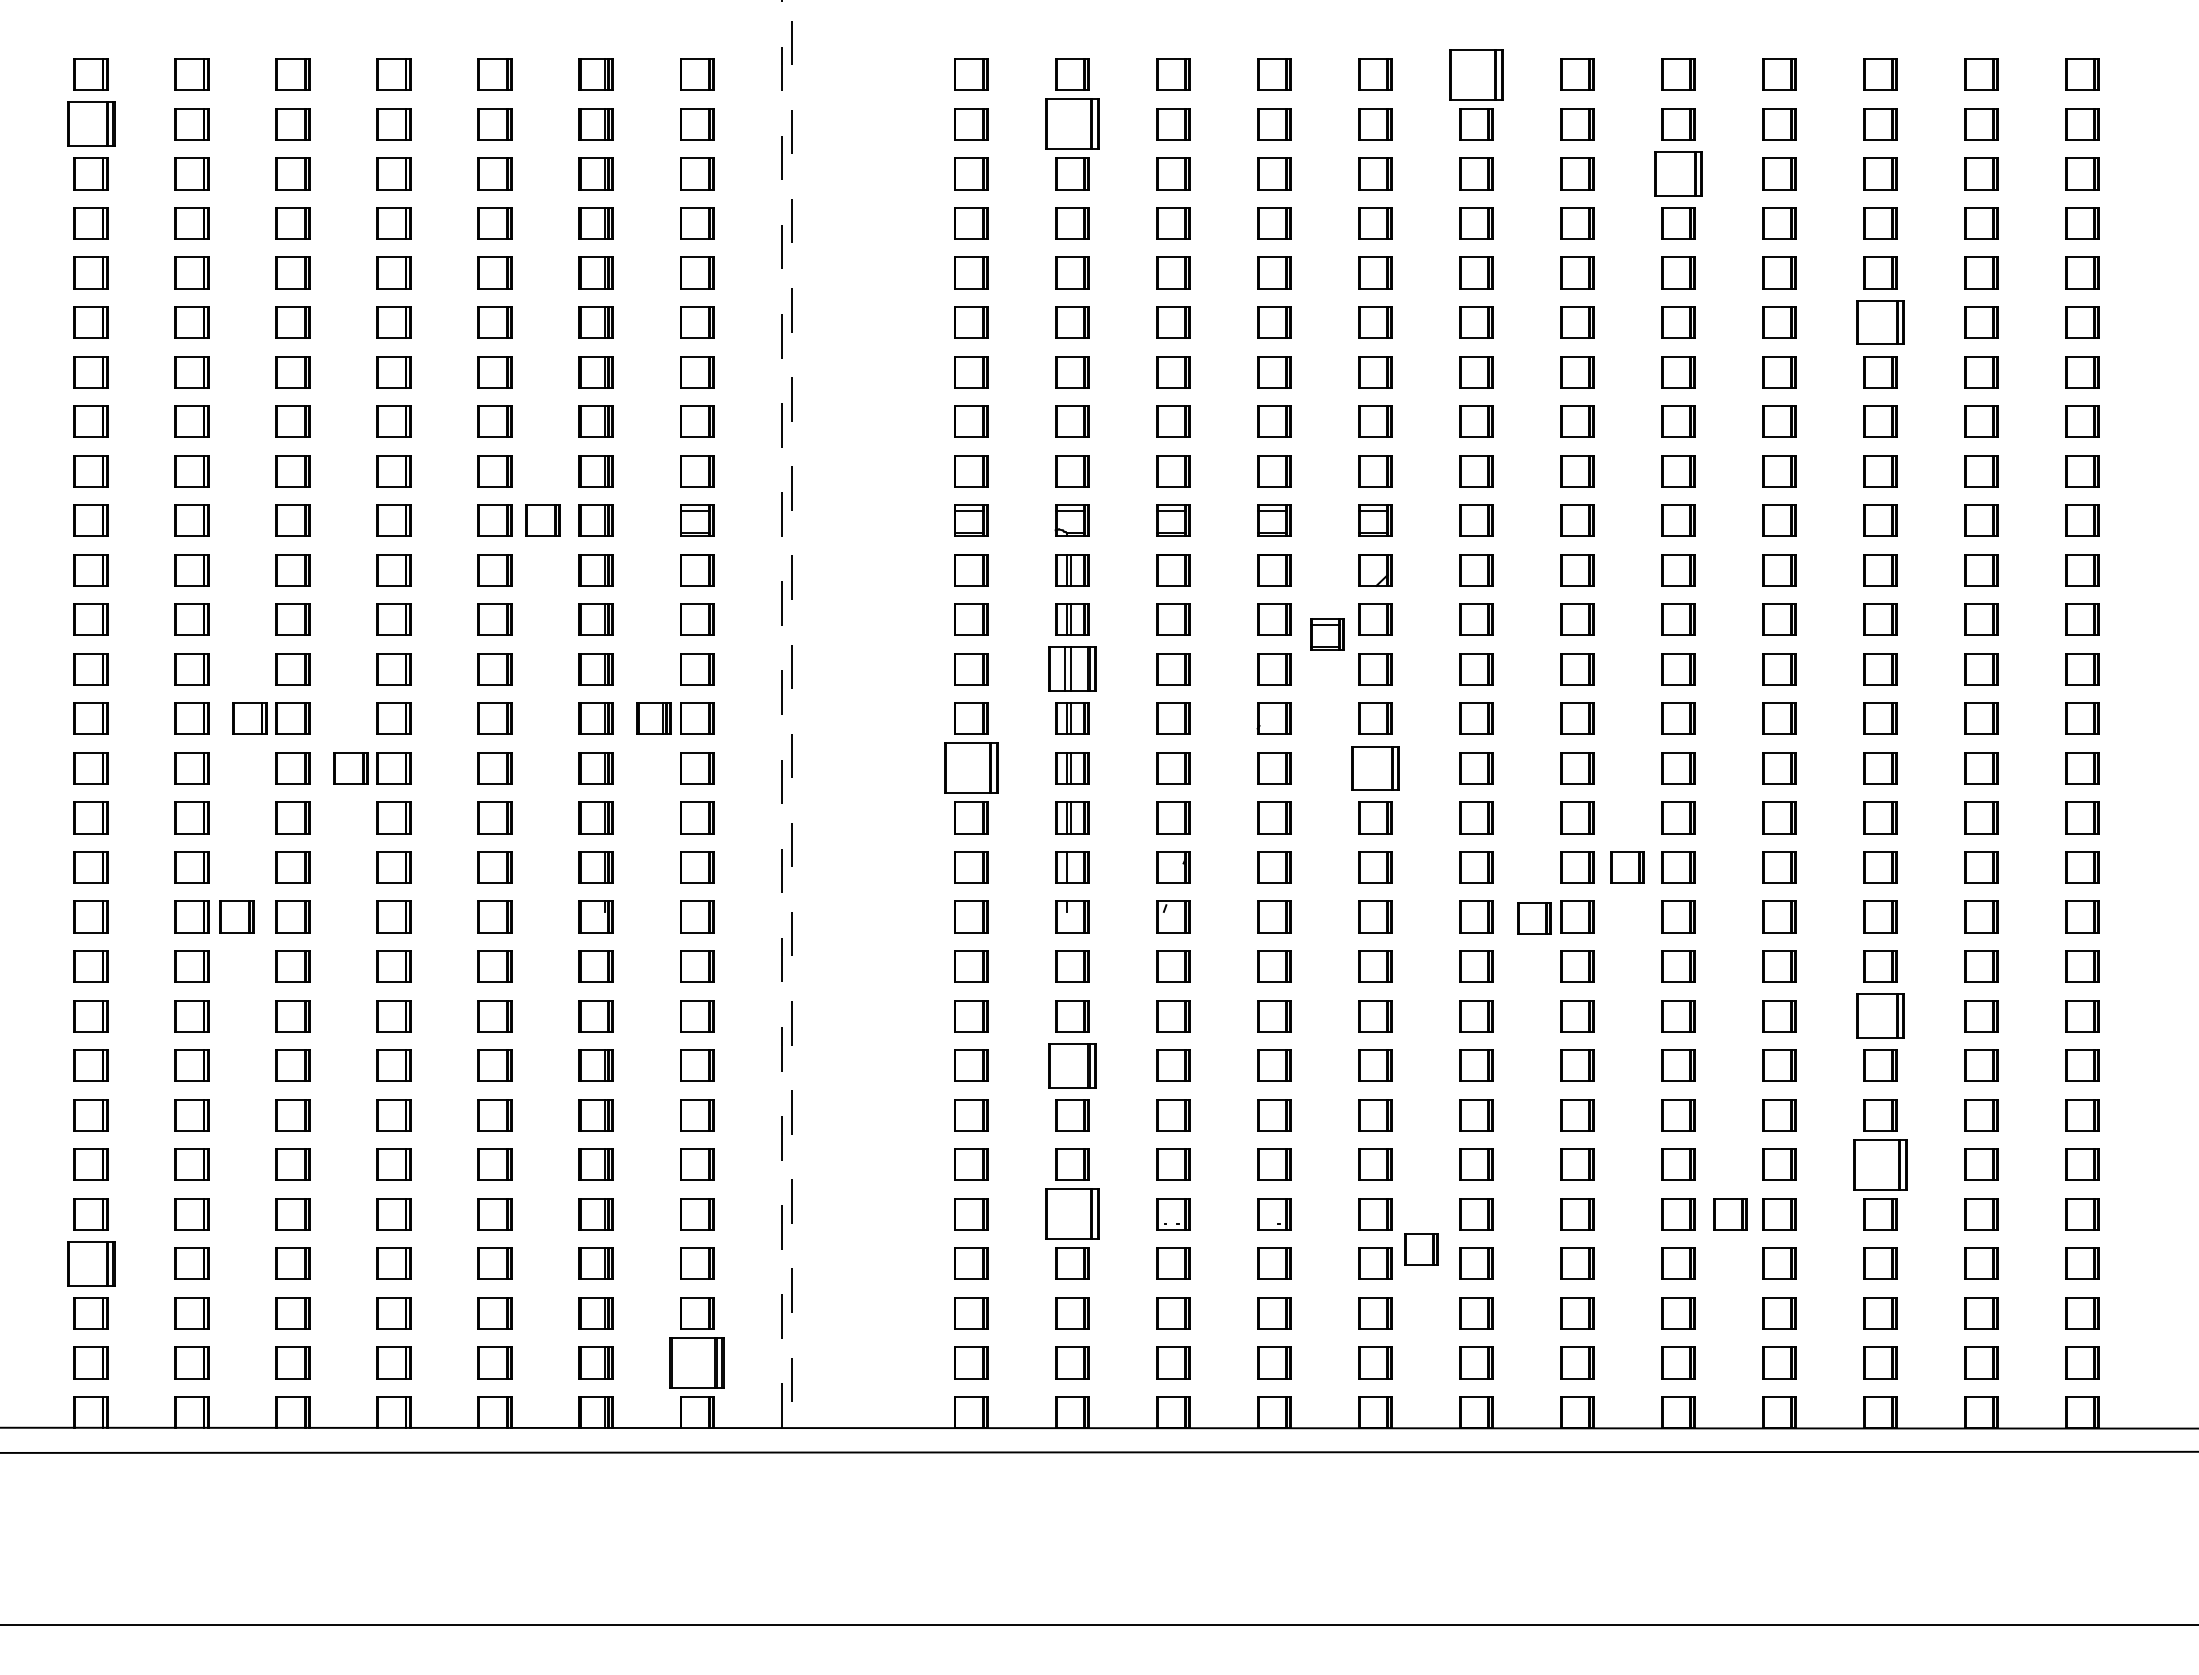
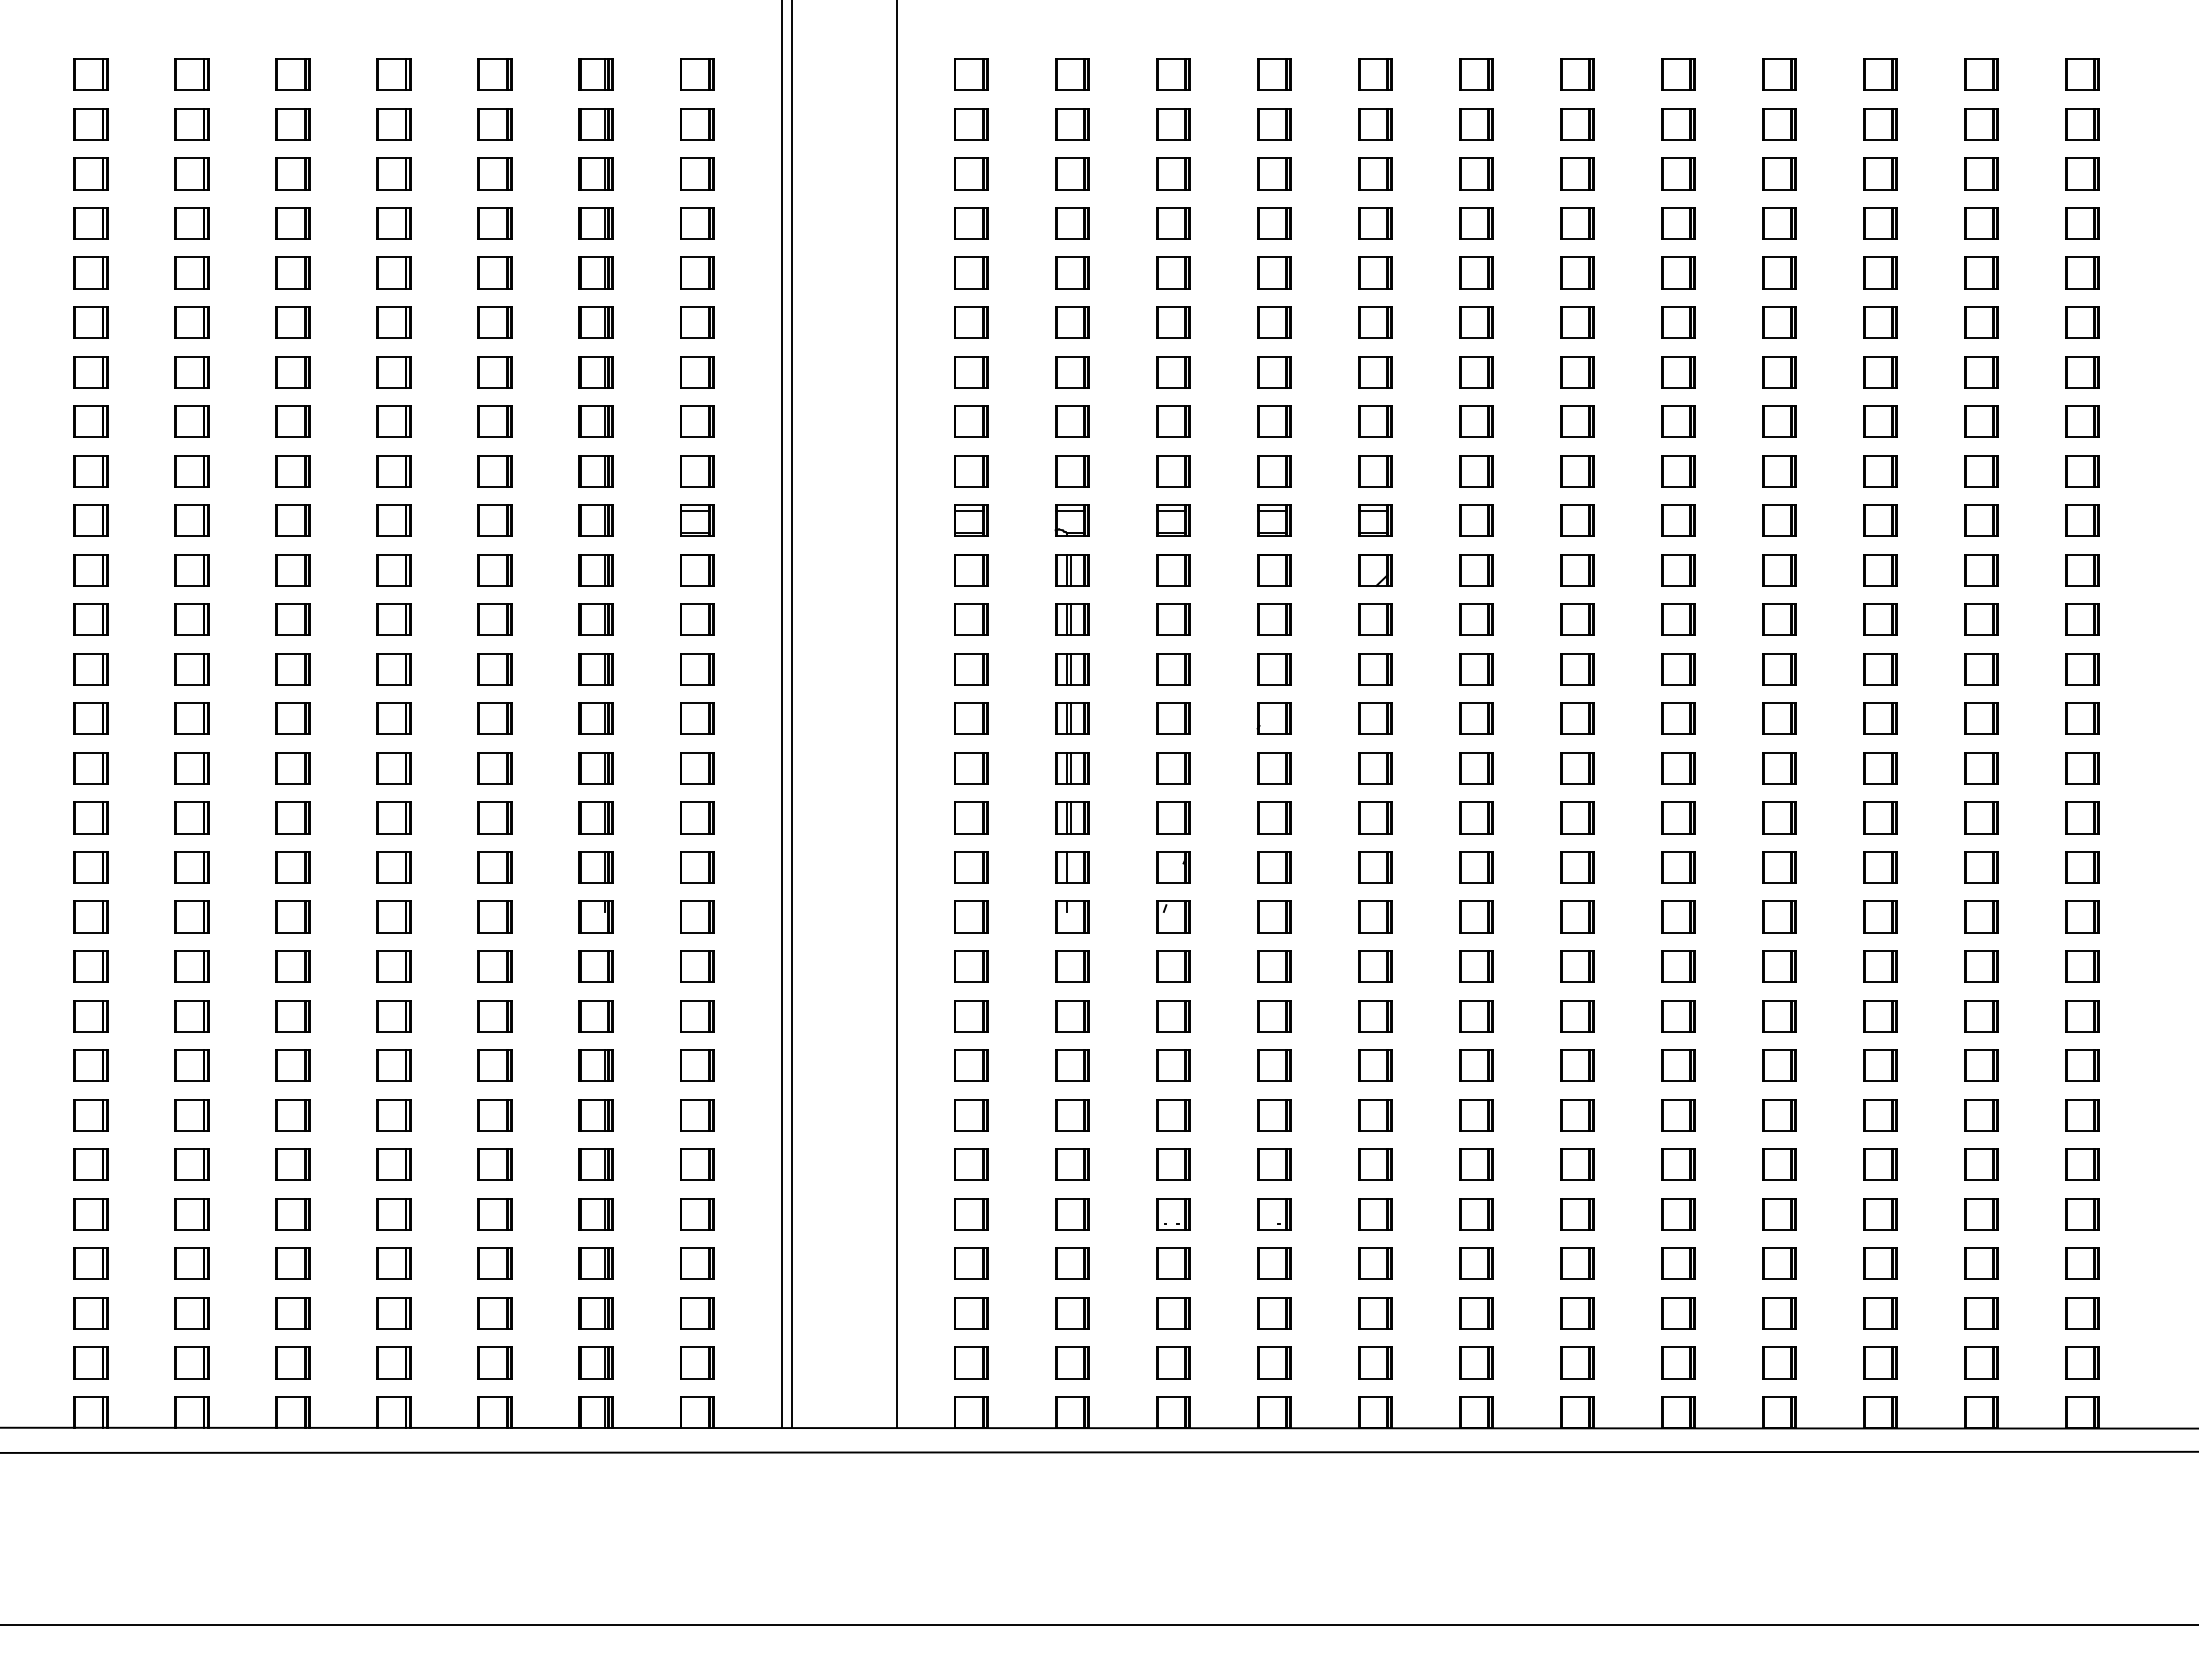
part size: 55x52 px -> 35x33 px (1476, 74)
part size: 49x46 px -> 36x33 px (90, 124)
part size: 55x52 px -> 35x33 px (1072, 124)
part size: 49x46 px -> 35x34 px (1678, 173)
part size: 49x45 px -> 35x33 px (1880, 322)
part: present -> none (542, 520)
part: present -> none (1327, 634)
part size: 49x46 px -> 35x33 px (1072, 669)
line: dashed -> solid (781, 714)
line: dashed -> solid (792, 714)
line: none -> present (897, 715)
part: present -> none (249, 718)
part: present -> none (653, 718)
part size: 55x52 px -> 35x33 px (971, 768)
part: present -> none (350, 768)
part size: 49x45 px -> 35x33 px (1375, 768)
part: present -> none (1627, 867)
part: present -> none (236, 916)
part: present -> none (1534, 918)
part size: 49x46 px -> 35x33 px (1880, 1016)
part size: 49x46 px -> 35x33 px (1072, 1065)
part size: 55x52 px -> 35x33 px (1880, 1164)
part size: 55x52 px -> 35x33 px (1072, 1214)
part: present -> none (1730, 1214)
part: present -> none (1421, 1249)
part size: 49x46 px -> 36x33 px (90, 1263)
part size: 56x52 px -> 35x34 px (697, 1362)
